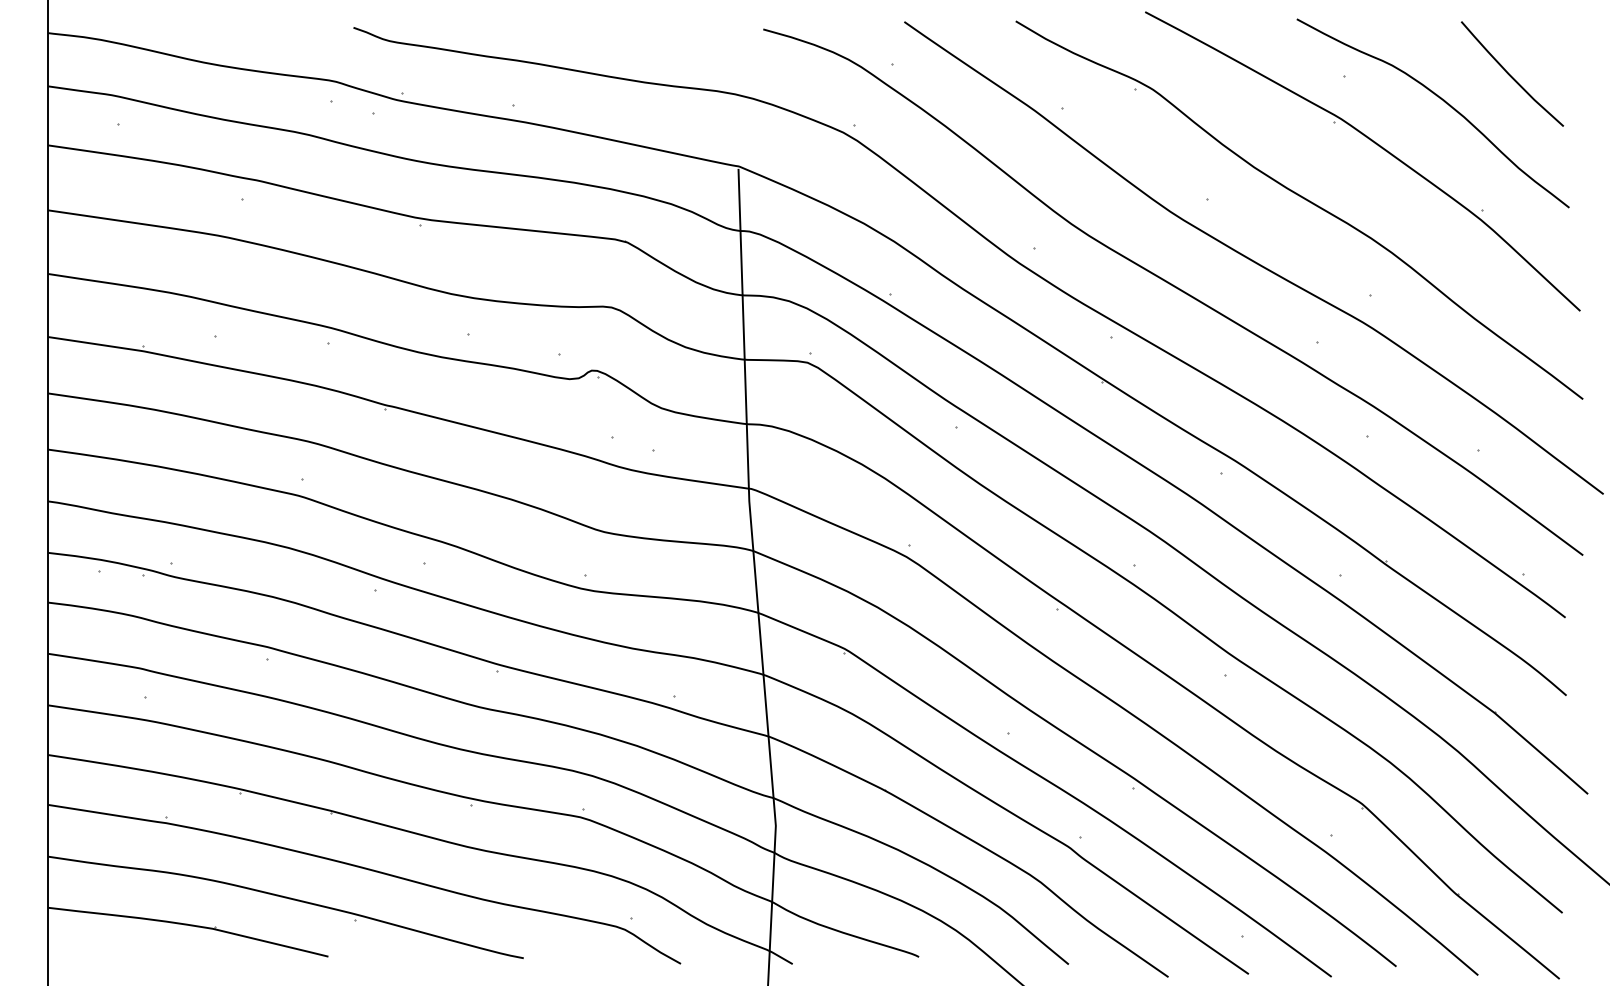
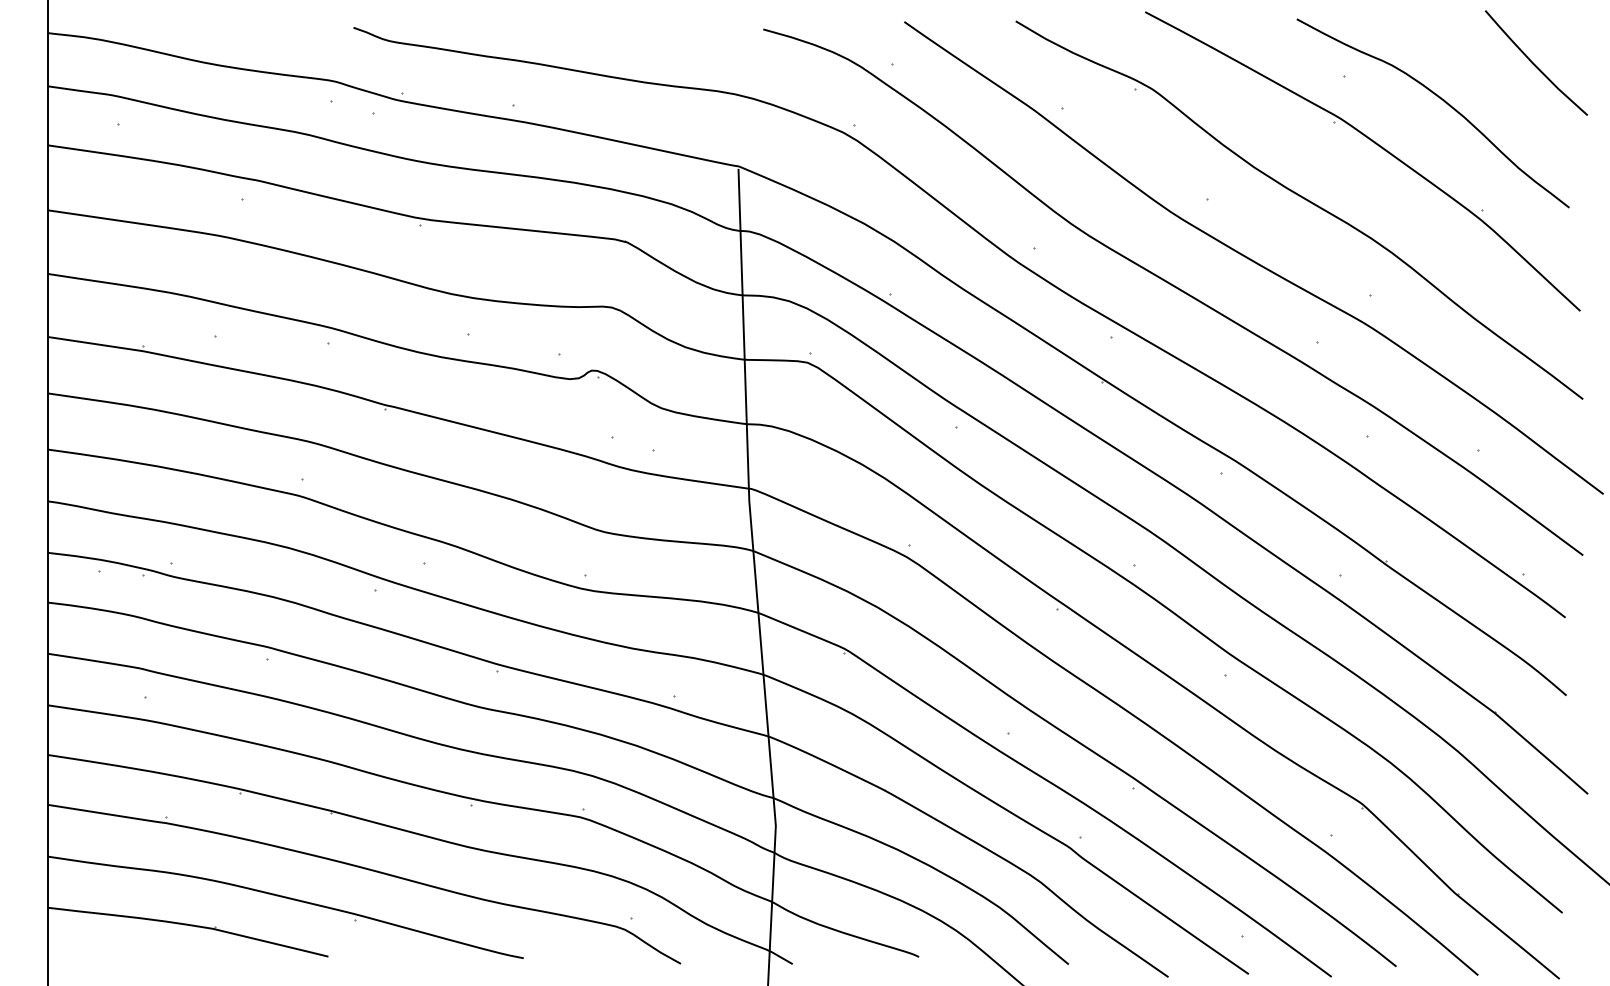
curve position: (1510, 74) -> (1534, 63) (1534, 63)
